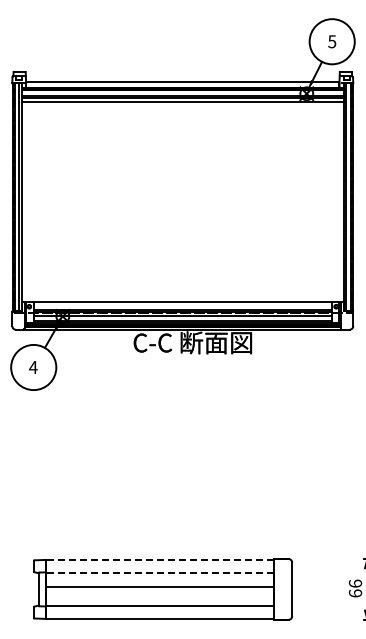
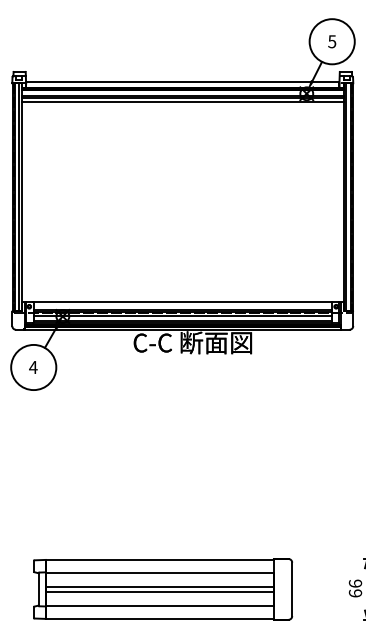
line: dashed -> solid (159, 560)
line: dashed -> solid (159, 572)
line: none -> present (159, 591)
